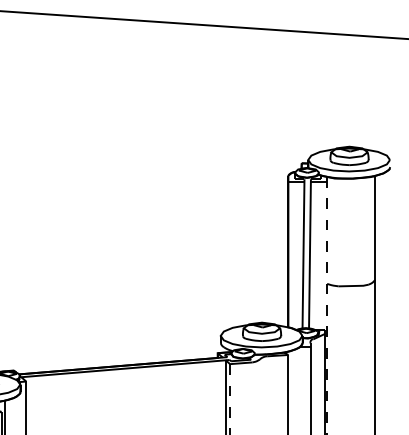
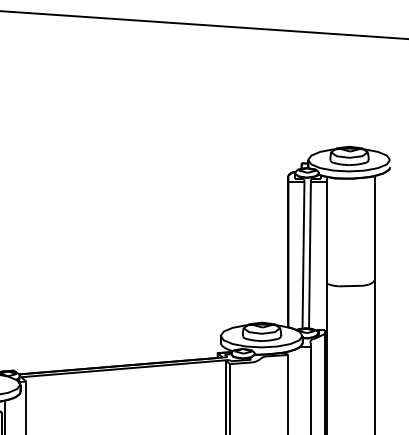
line: dashed -> solid (326, 306)
line: dashed -> solid (230, 399)
